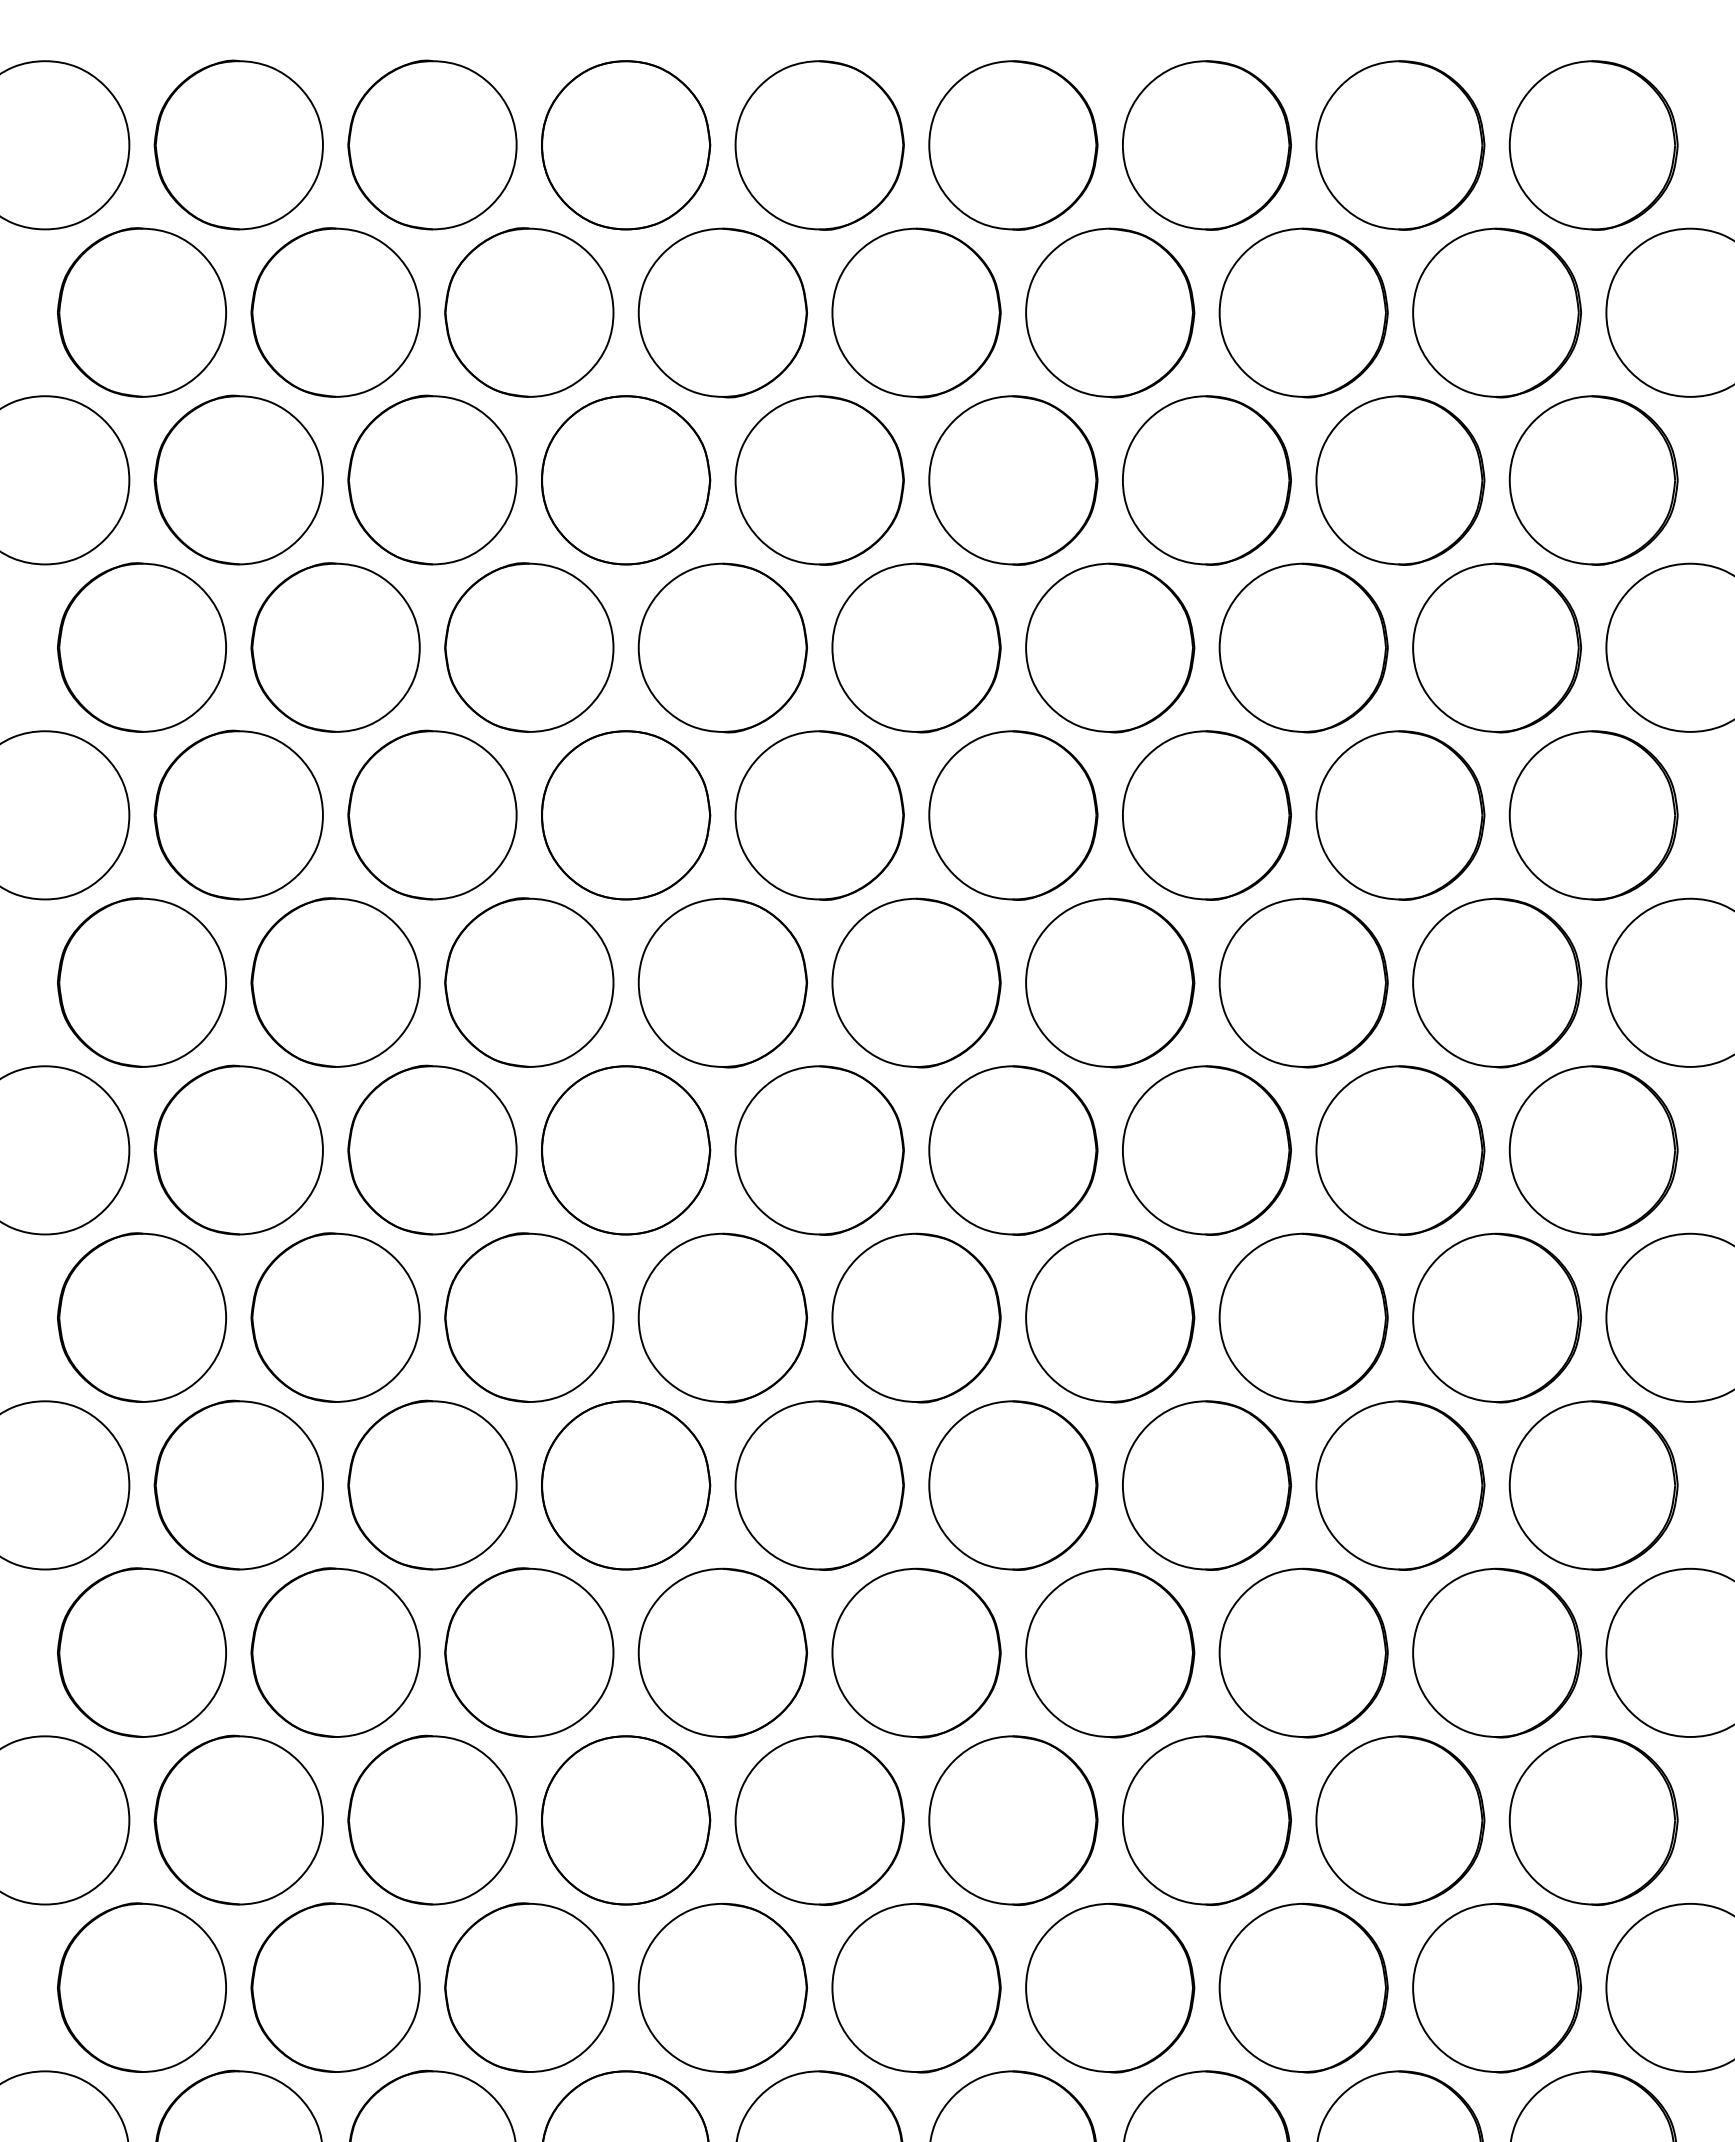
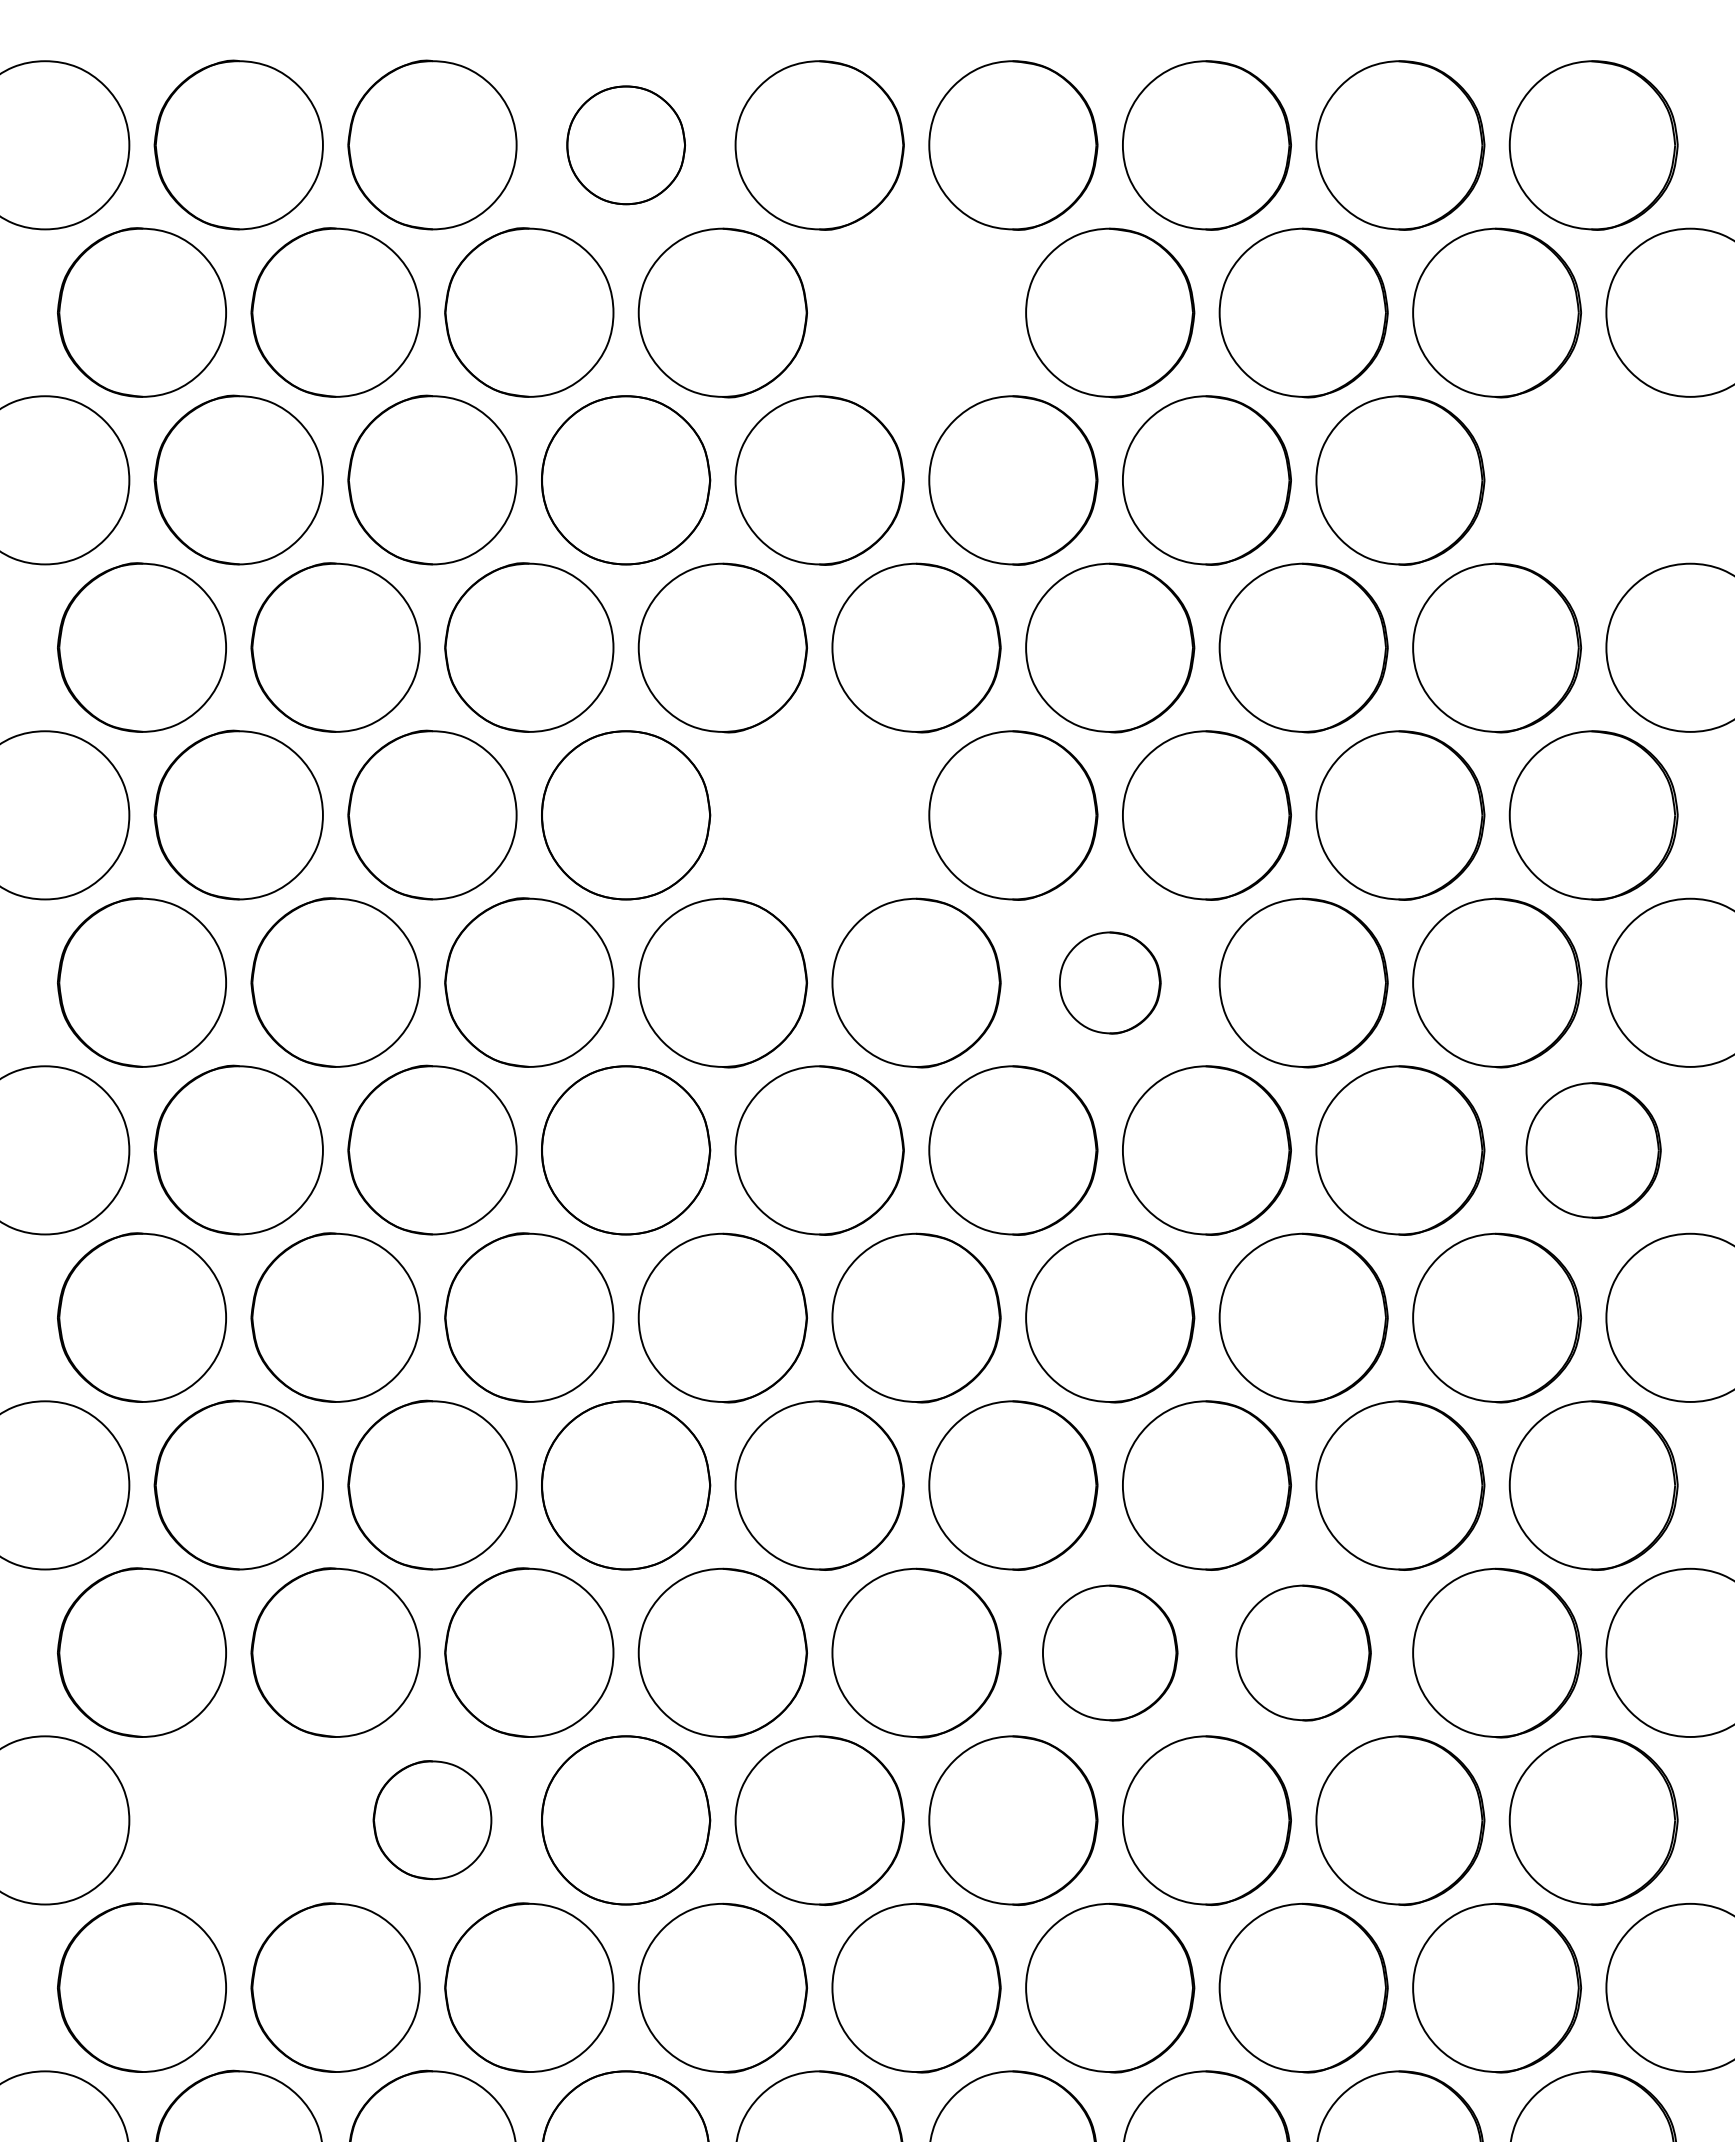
part size: 171x171 px -> 120x121 px (625, 145)
part: present -> none (916, 312)
part: present -> none (1593, 480)
part: present -> none (819, 815)
part size: 171x172 px -> 103x104 px (1110, 982)
part size: 171x171 px -> 137x137 px (1593, 1150)
part size: 171x172 px -> 137x138 px (1110, 1652)
part size: 171x172 px -> 137x138 px (1303, 1652)
part: present -> none (238, 1819)
part size: 171x172 px -> 121x121 px (432, 1820)
